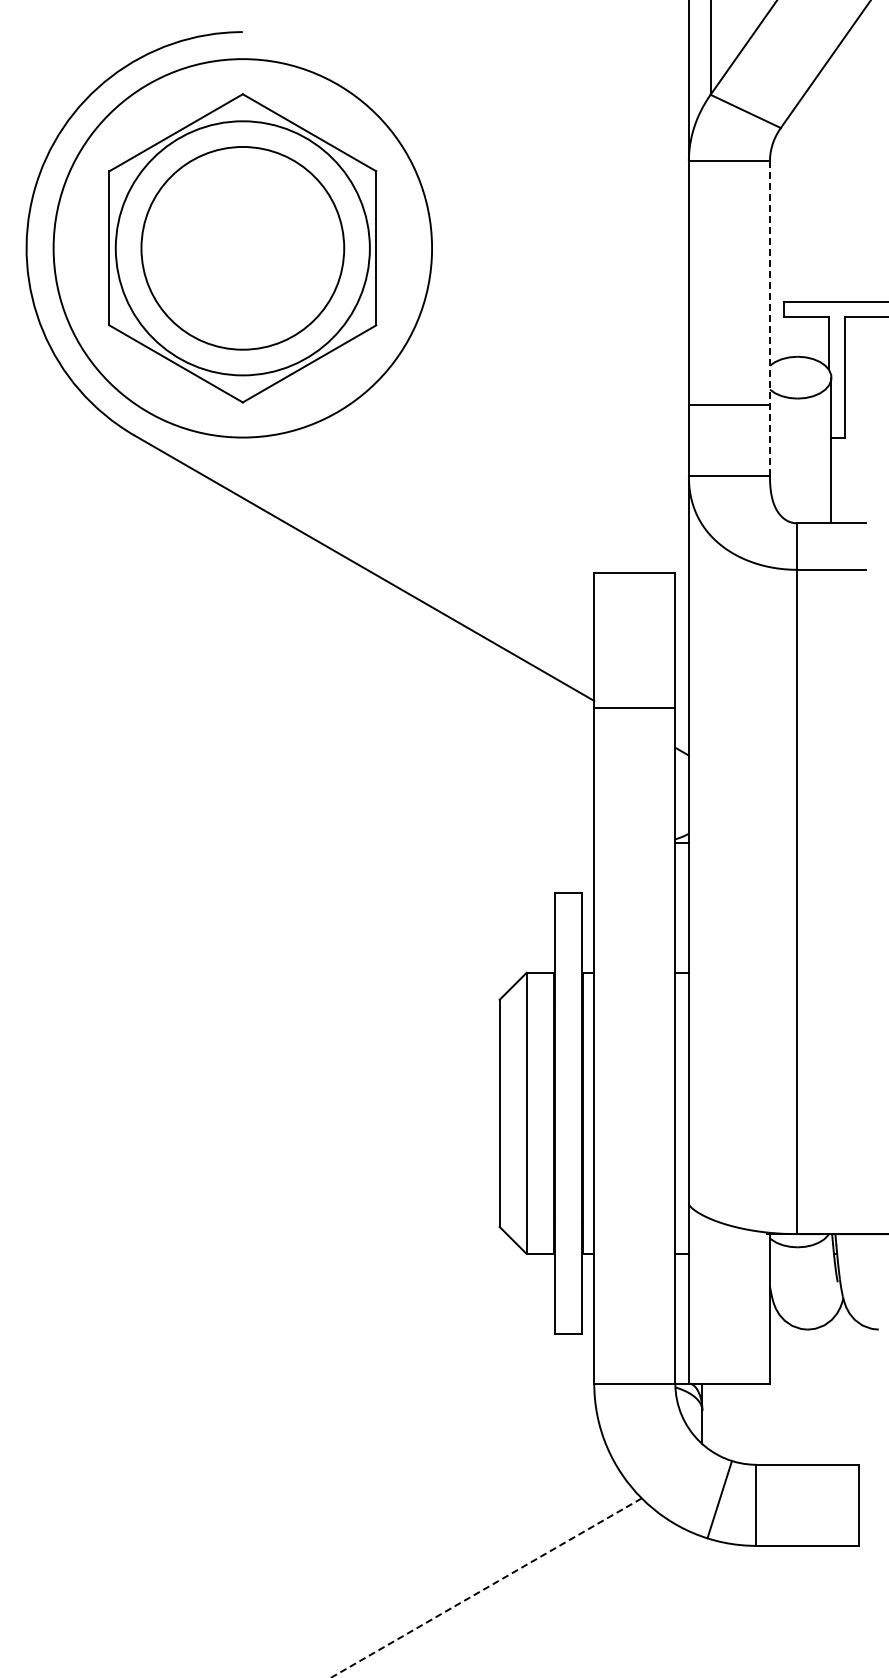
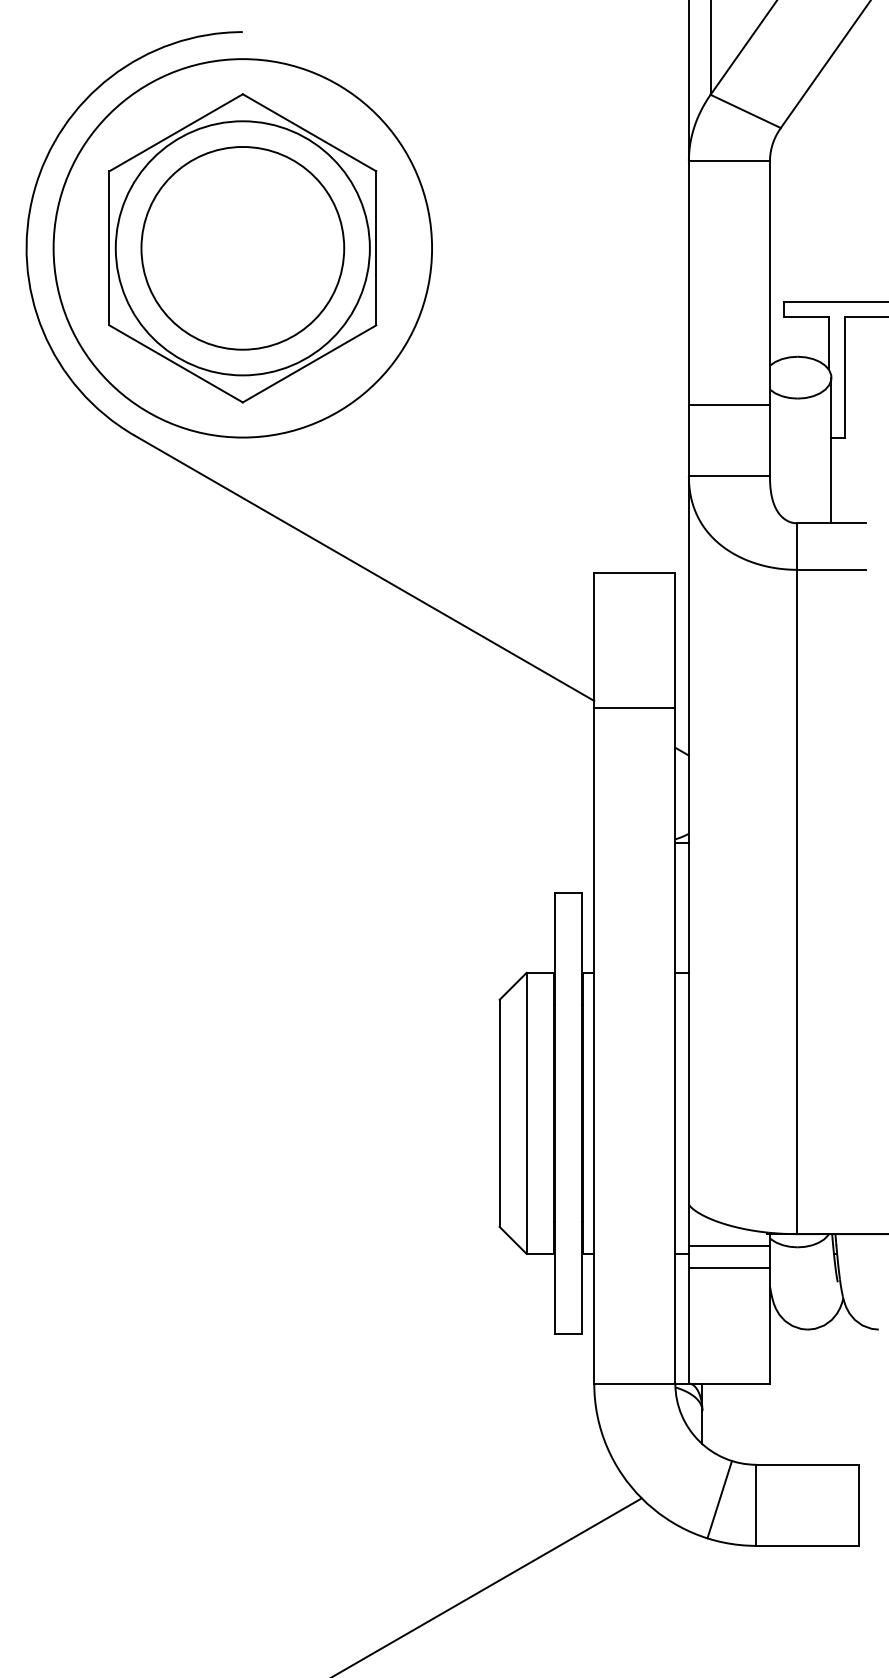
line: dashed -> solid (769, 319)
line: none -> present (728, 1246)
line: none -> present (728, 1268)
line: dashed -> solid (486, 1588)
